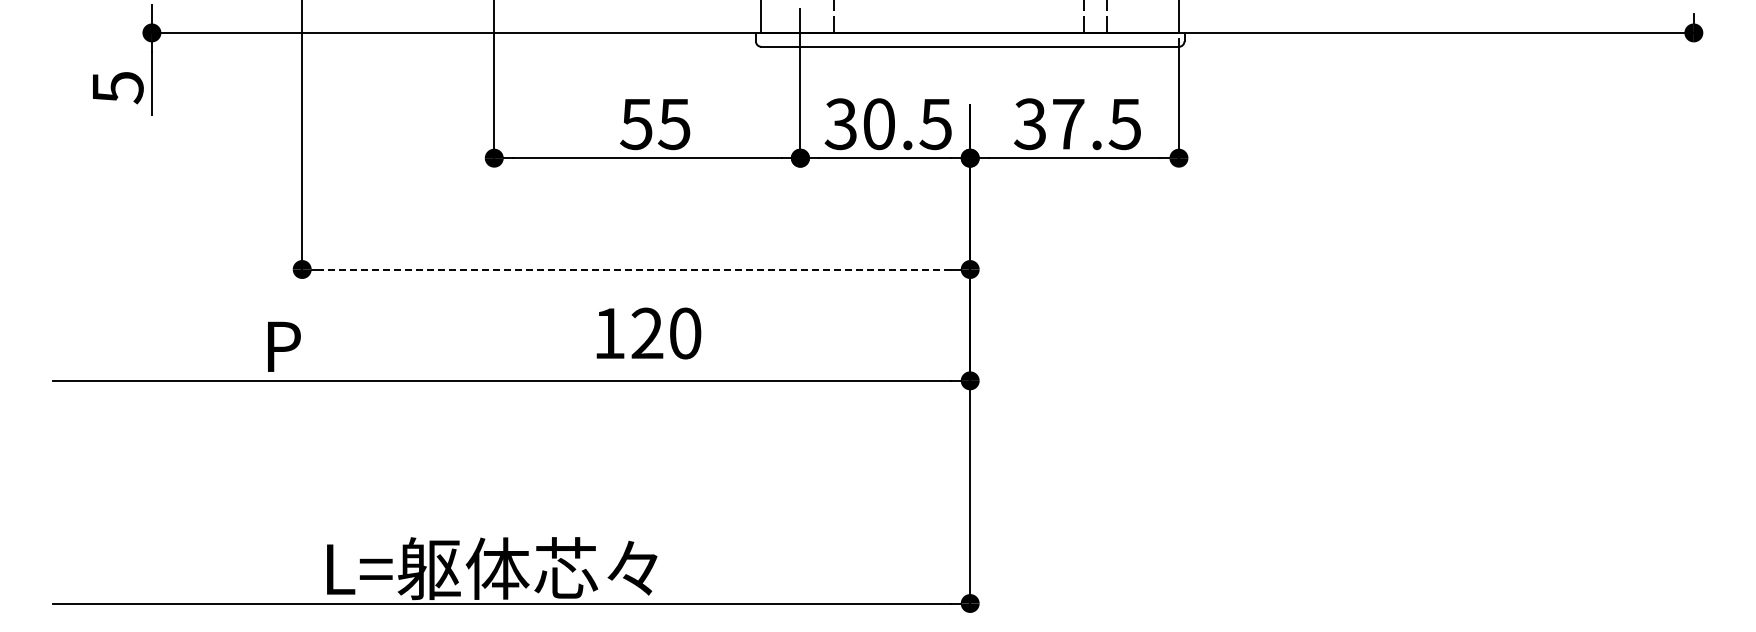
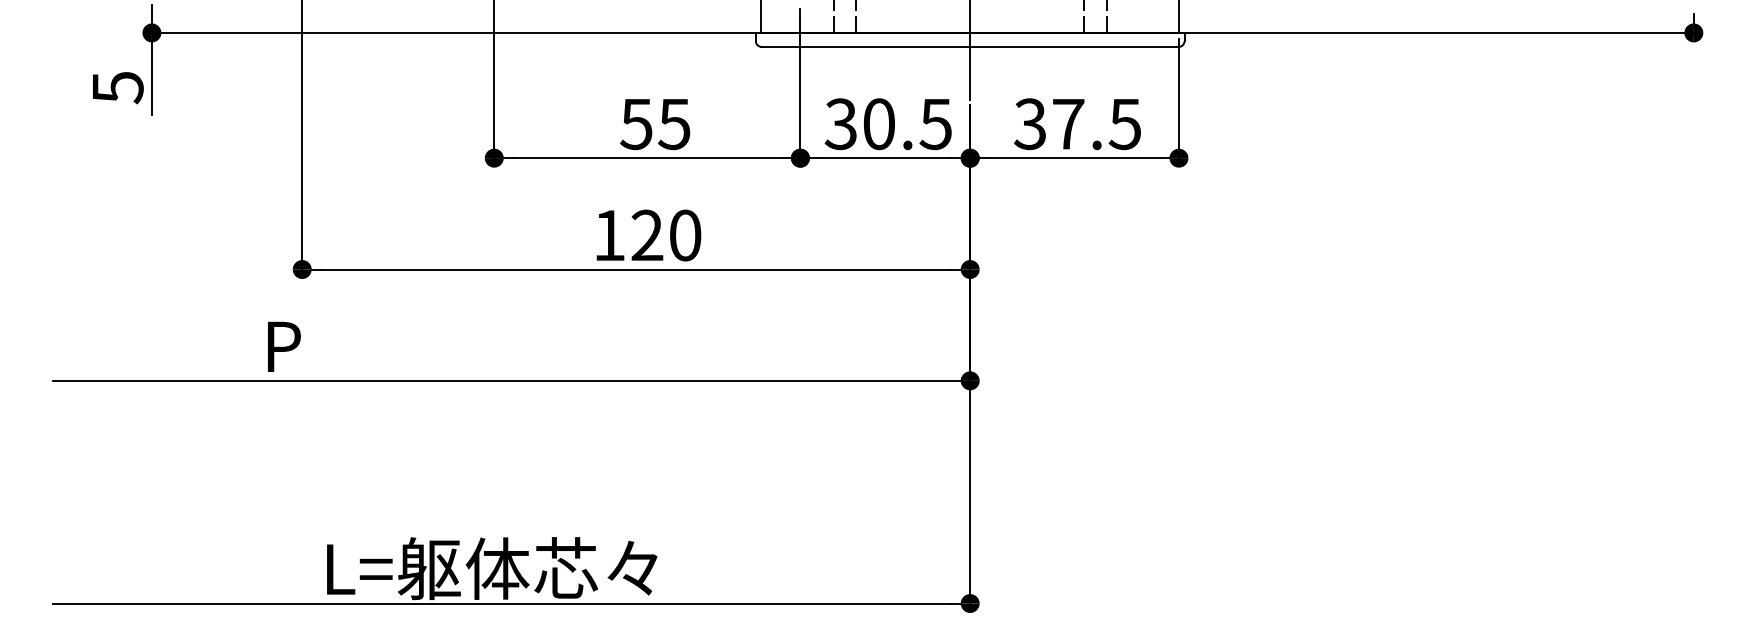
line: none -> present (856, 17)
line: none -> present (970, 50)
line: dashed -> solid (635, 269)
text position: (648, 333) -> (648, 235) (648, 235)
